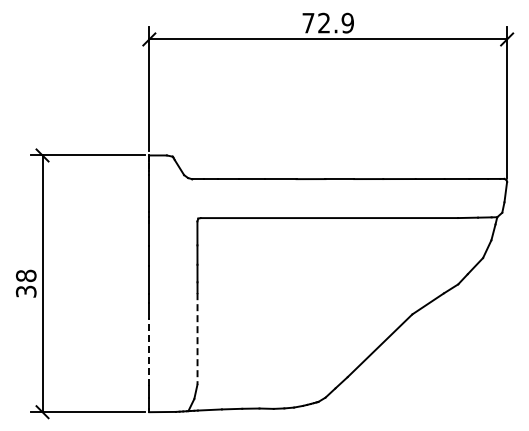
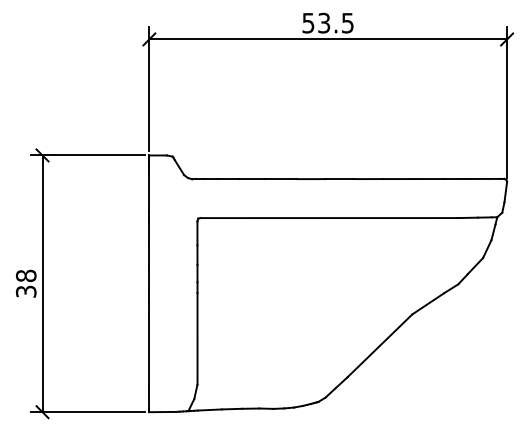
text: 72.9 -> 53.5 (327, 22)
line: dashed -> solid (197, 338)
line: dashed -> solid (149, 351)
